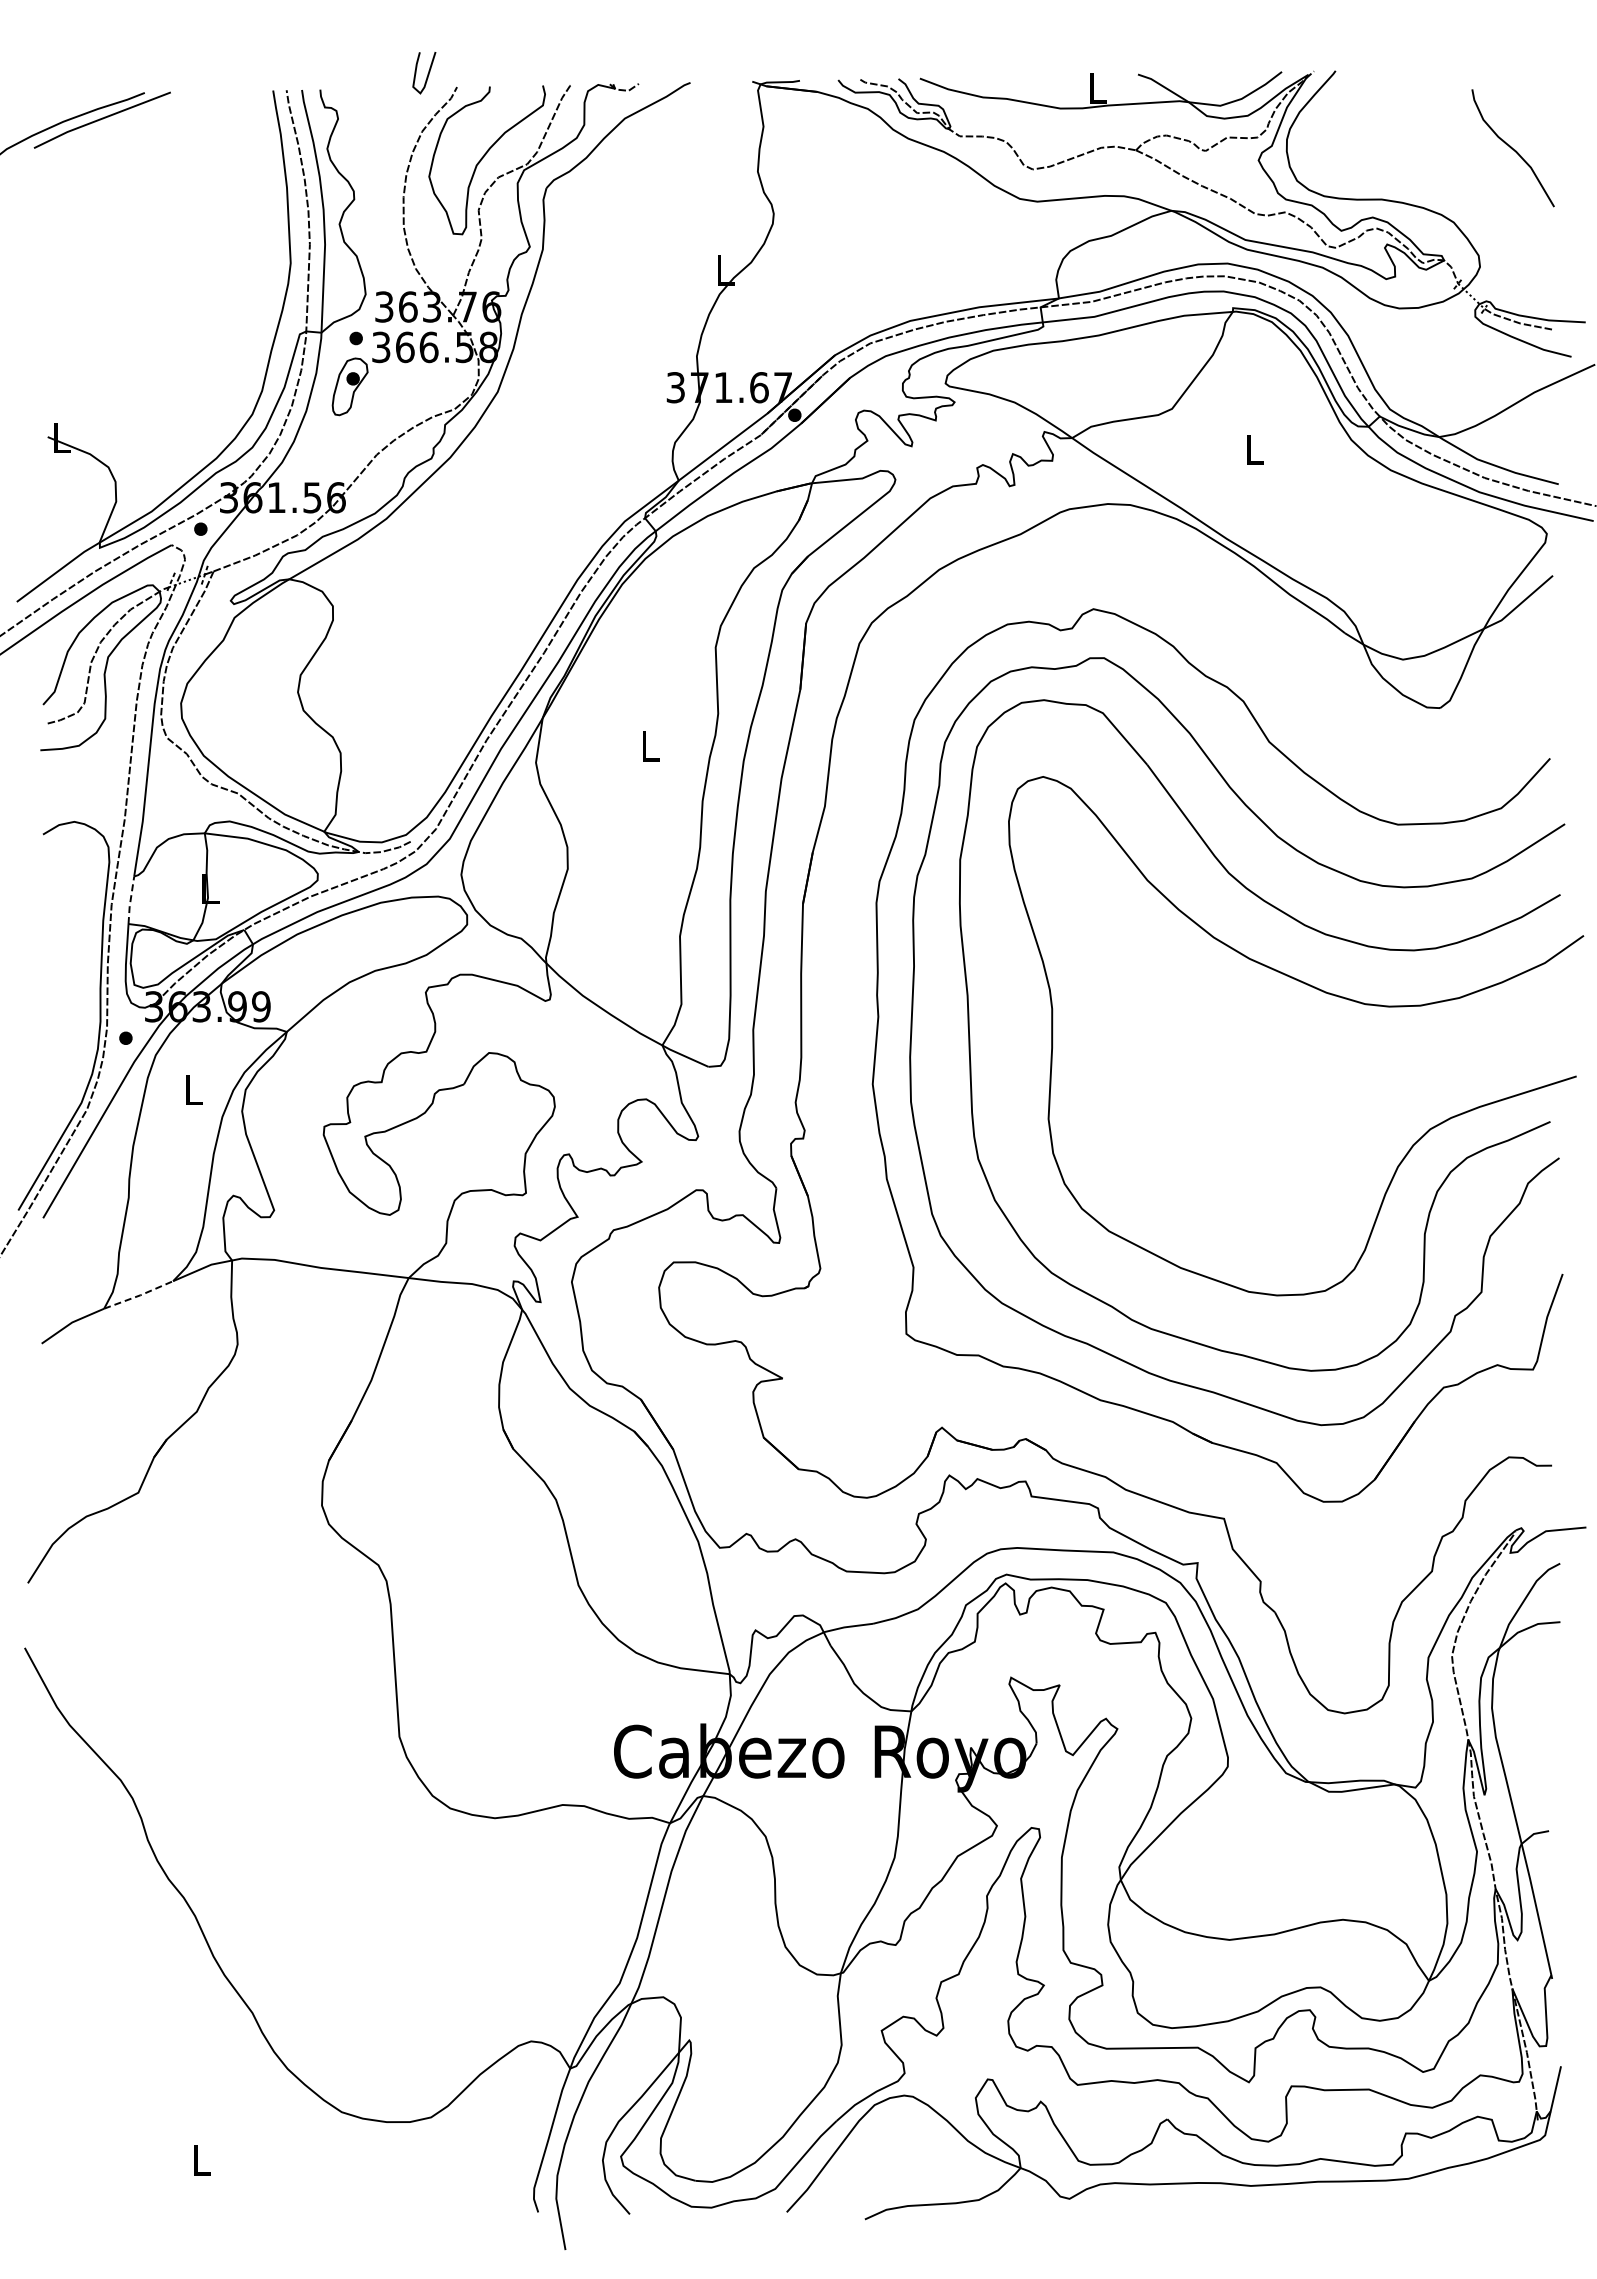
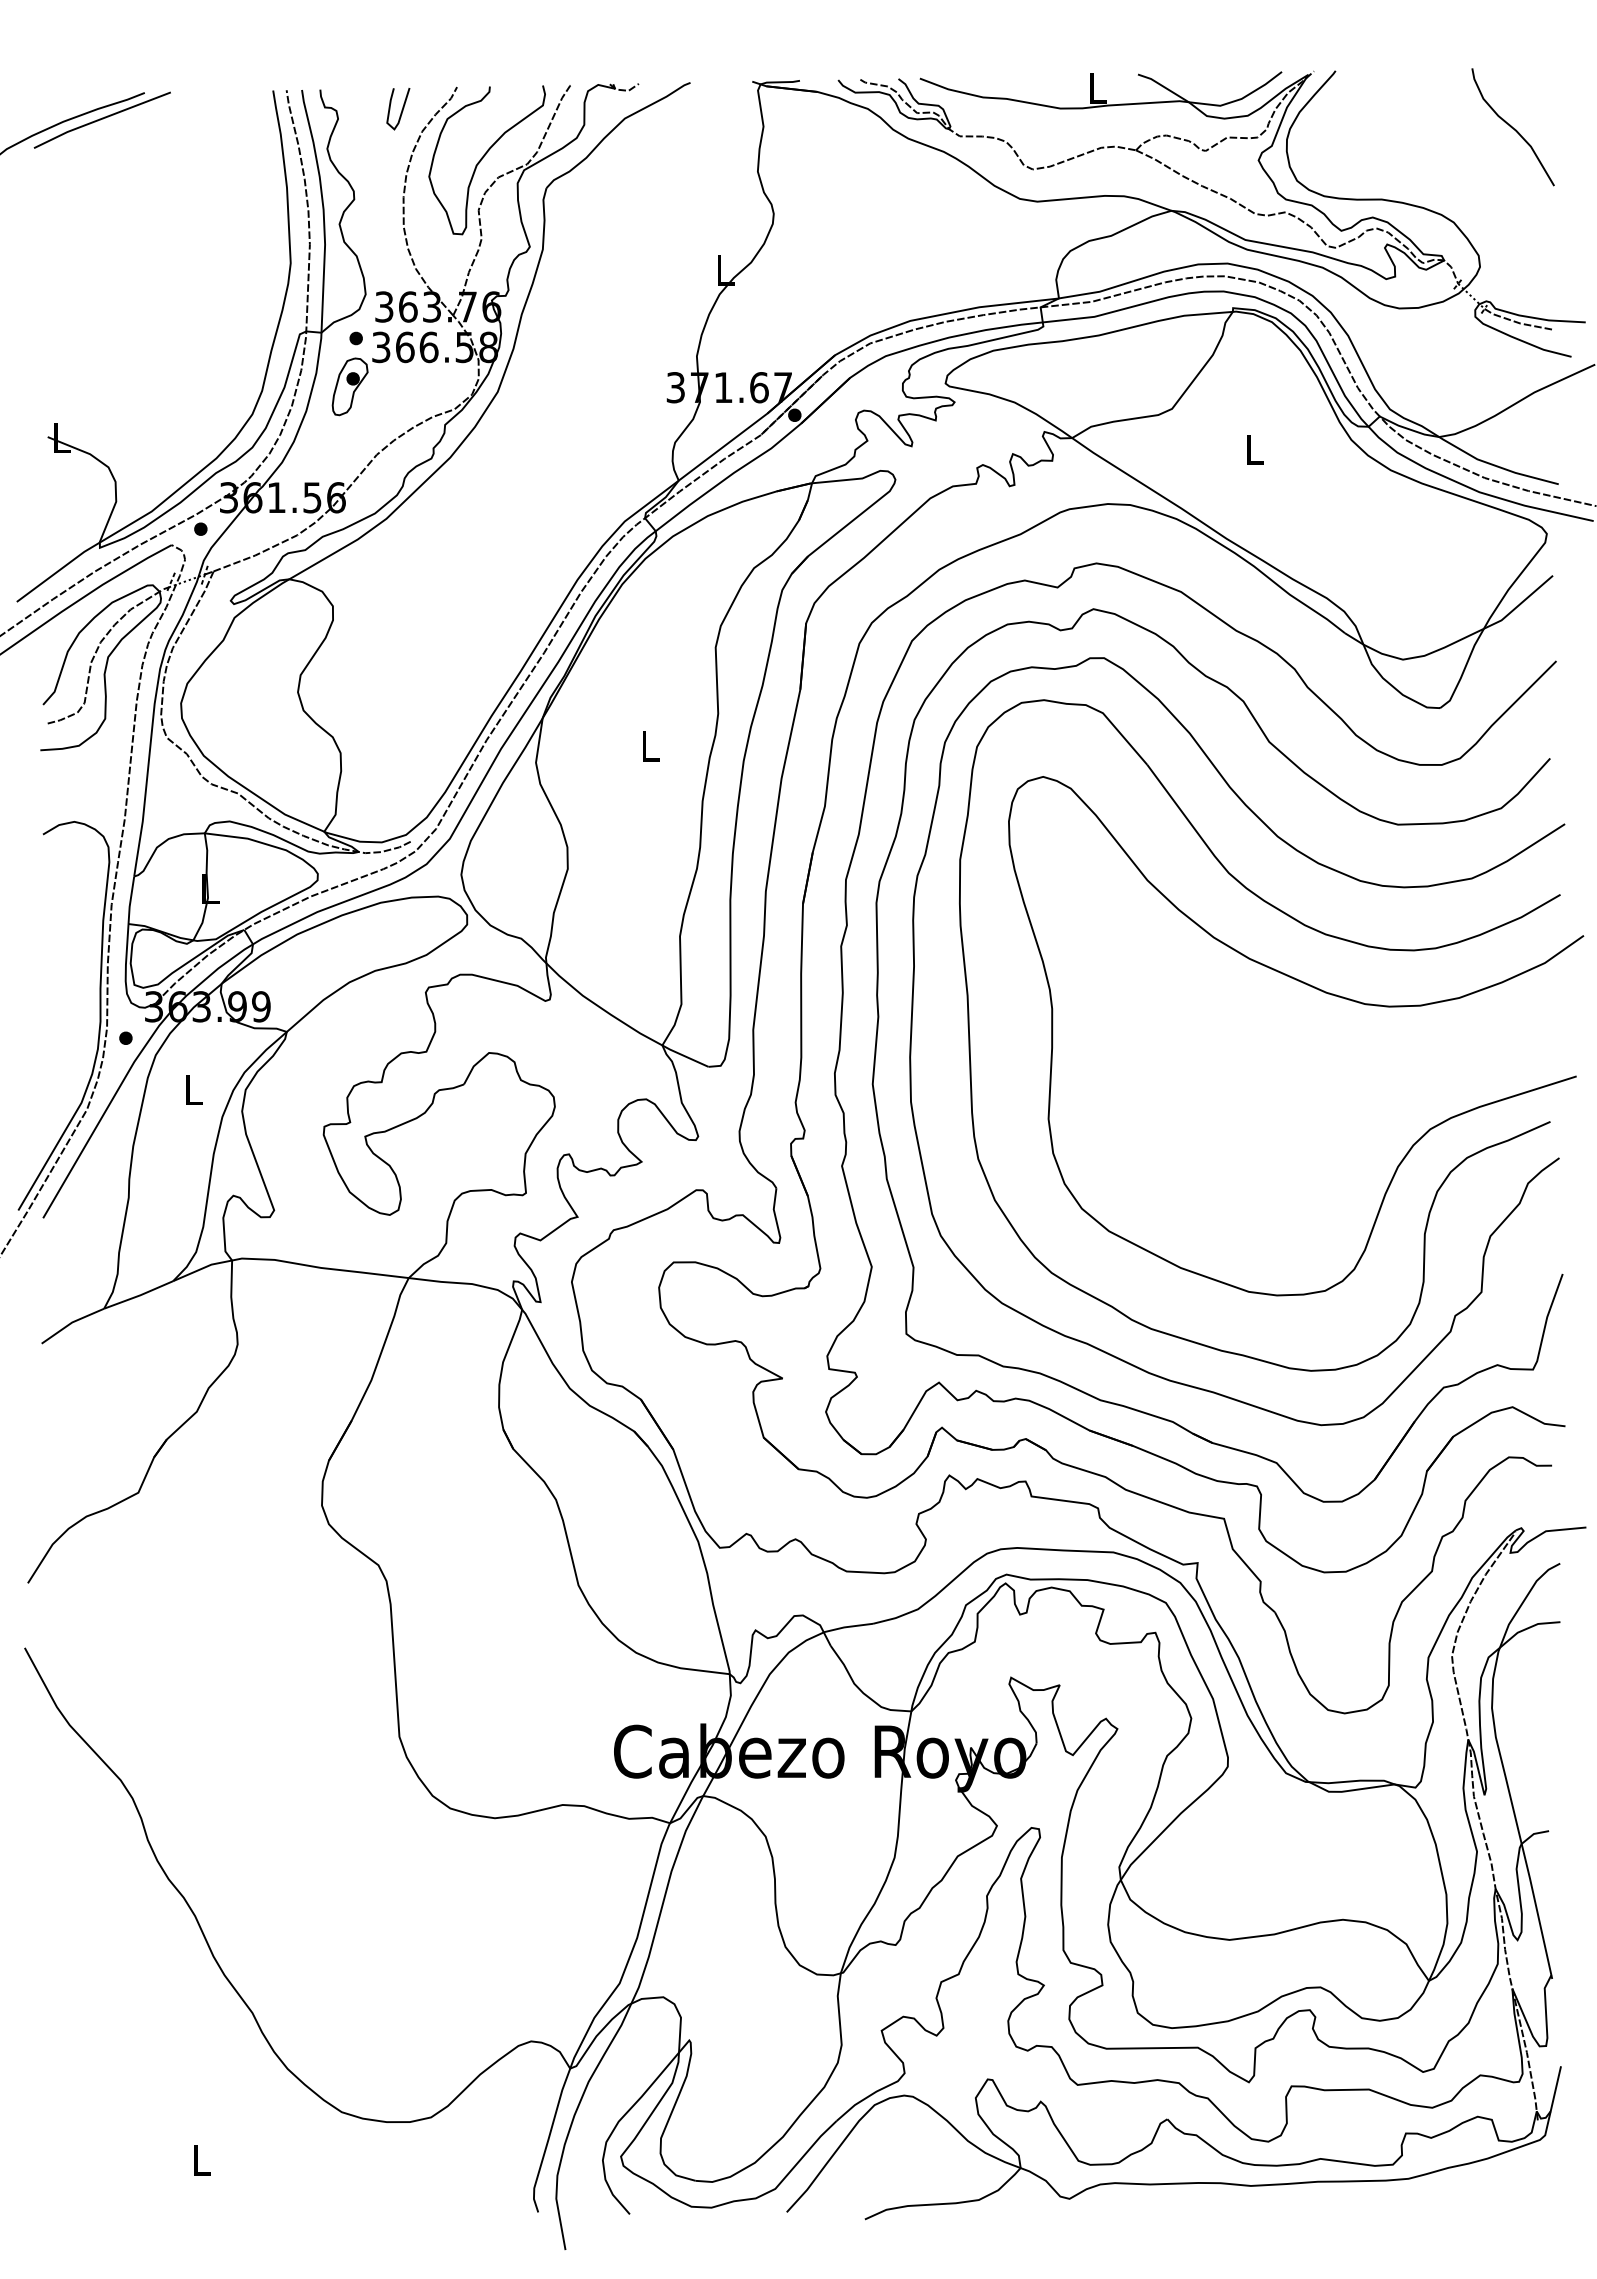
curve position: (427, 73) -> (401, 109) (401, 109)
curve position: (1512, 148) -> (1512, 127) (1512, 127)
line: dashed -> solid (130, 900)
part: none -> present (844, 1112)
line: dashed -> solid (139, 1295)
